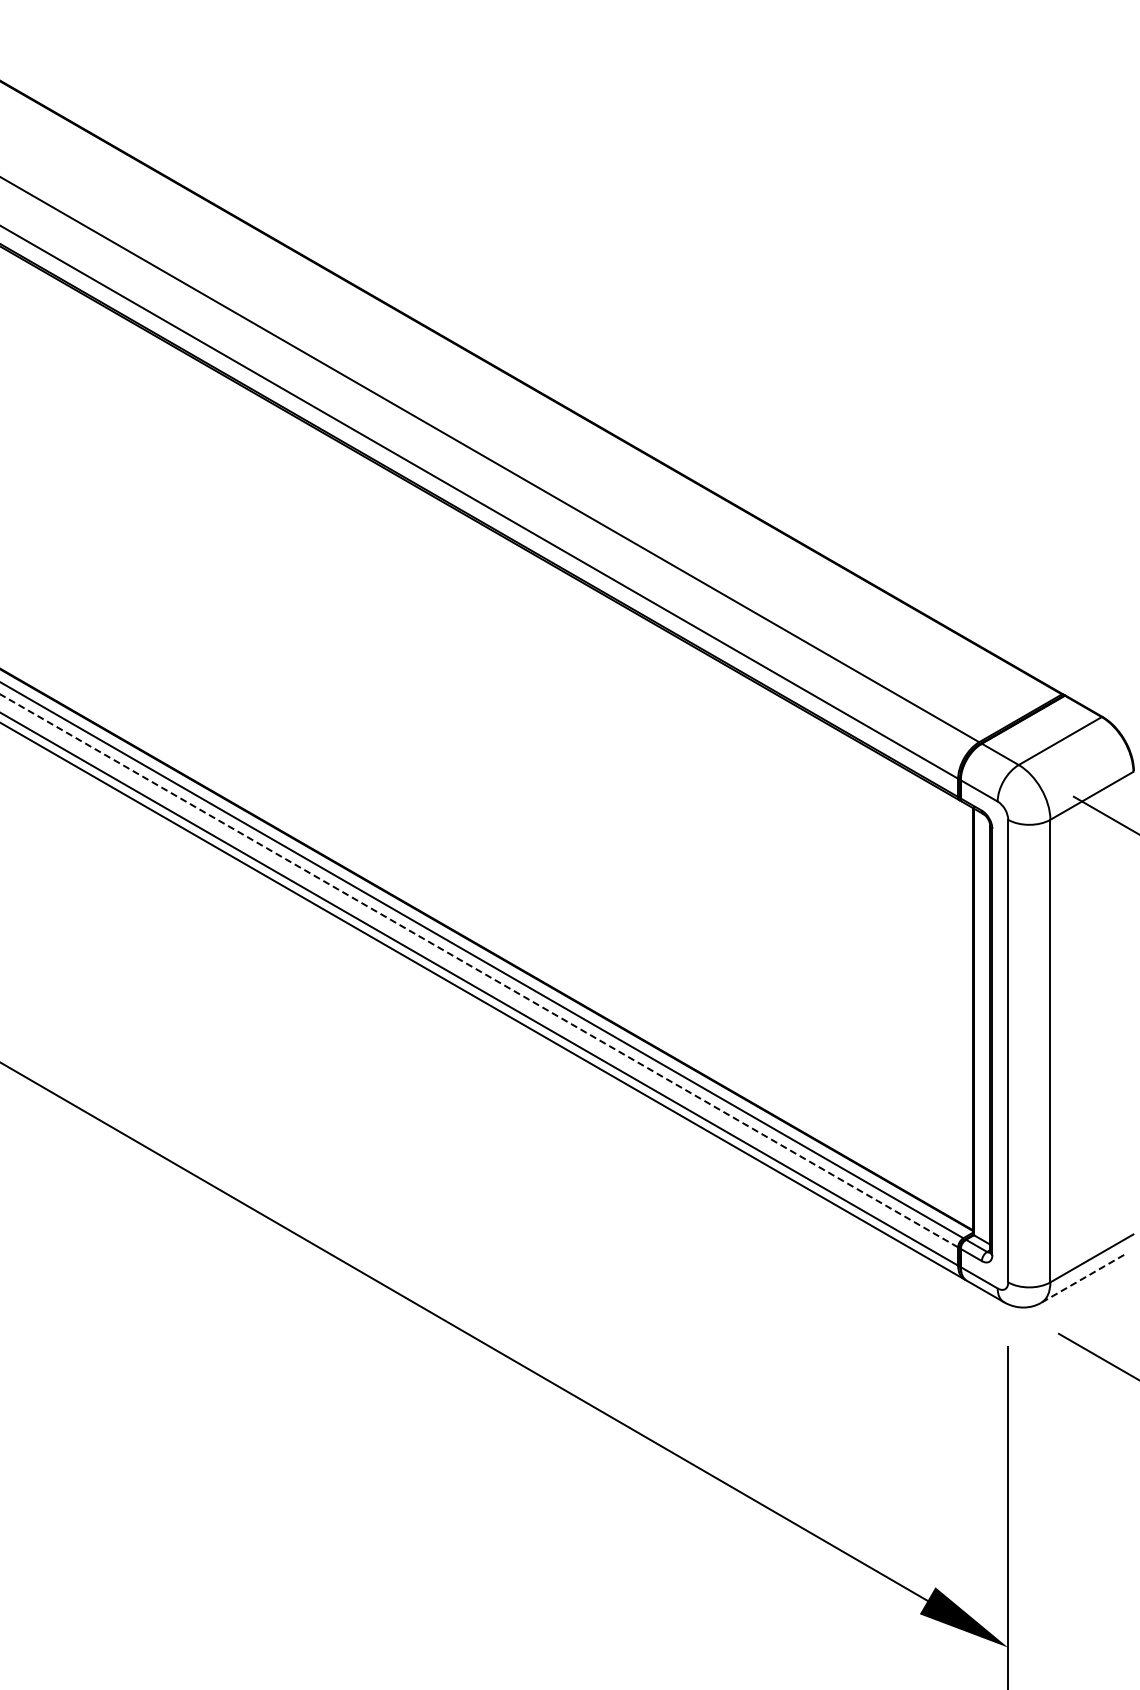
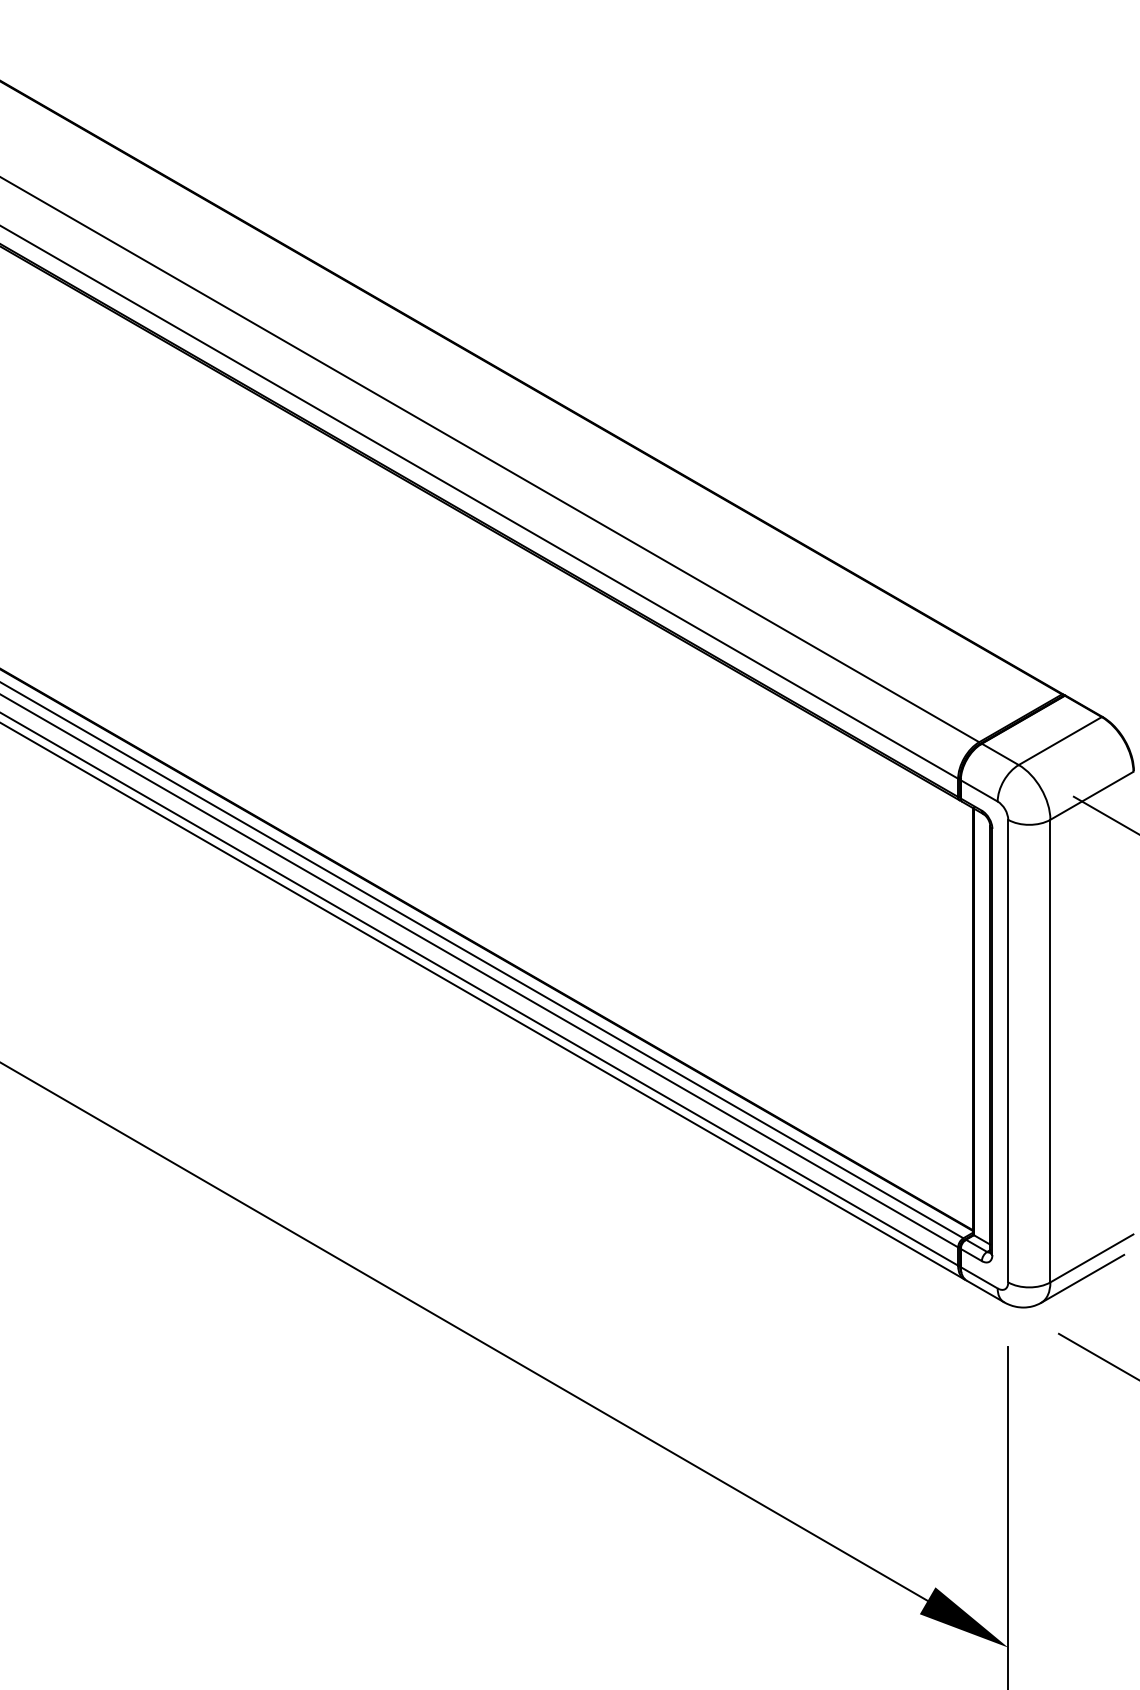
line: dashed -> solid (479, 970)
line: dashed -> solid (1082, 1278)
